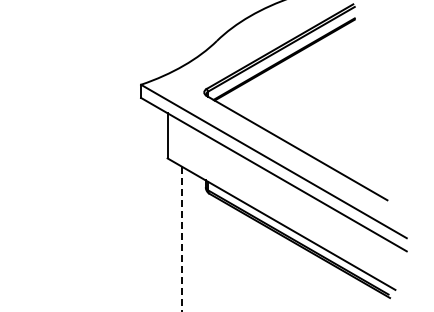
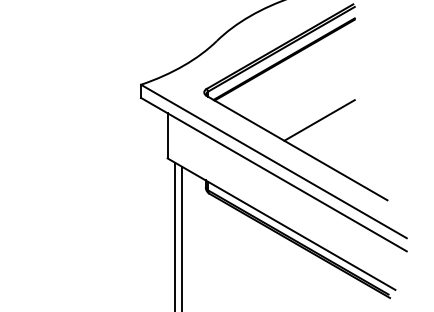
line: none -> present (319, 120)
line: none -> present (174, 235)
line: dashed -> solid (182, 239)
